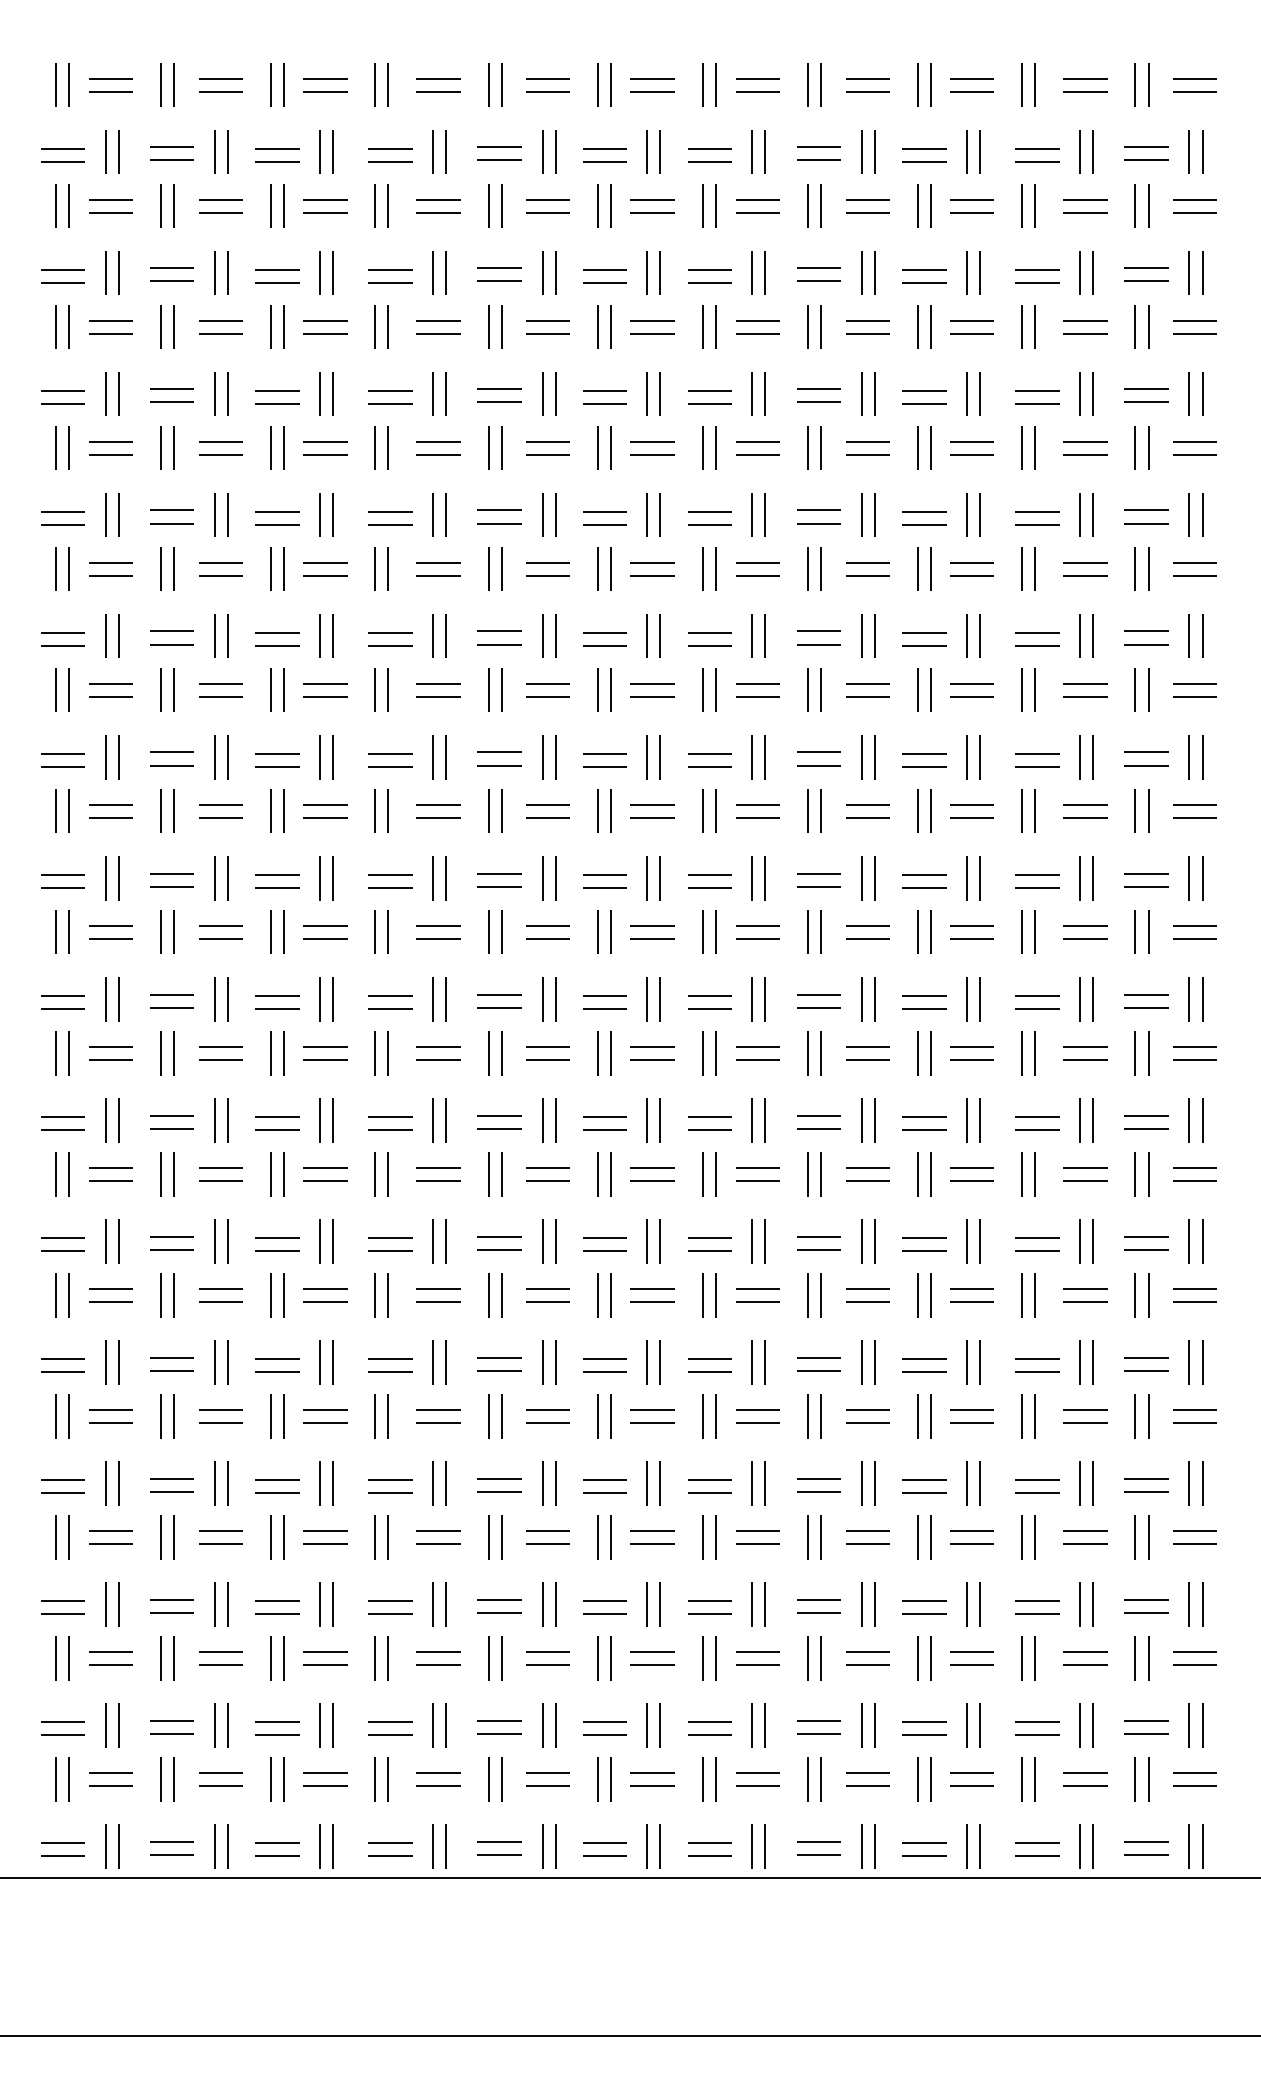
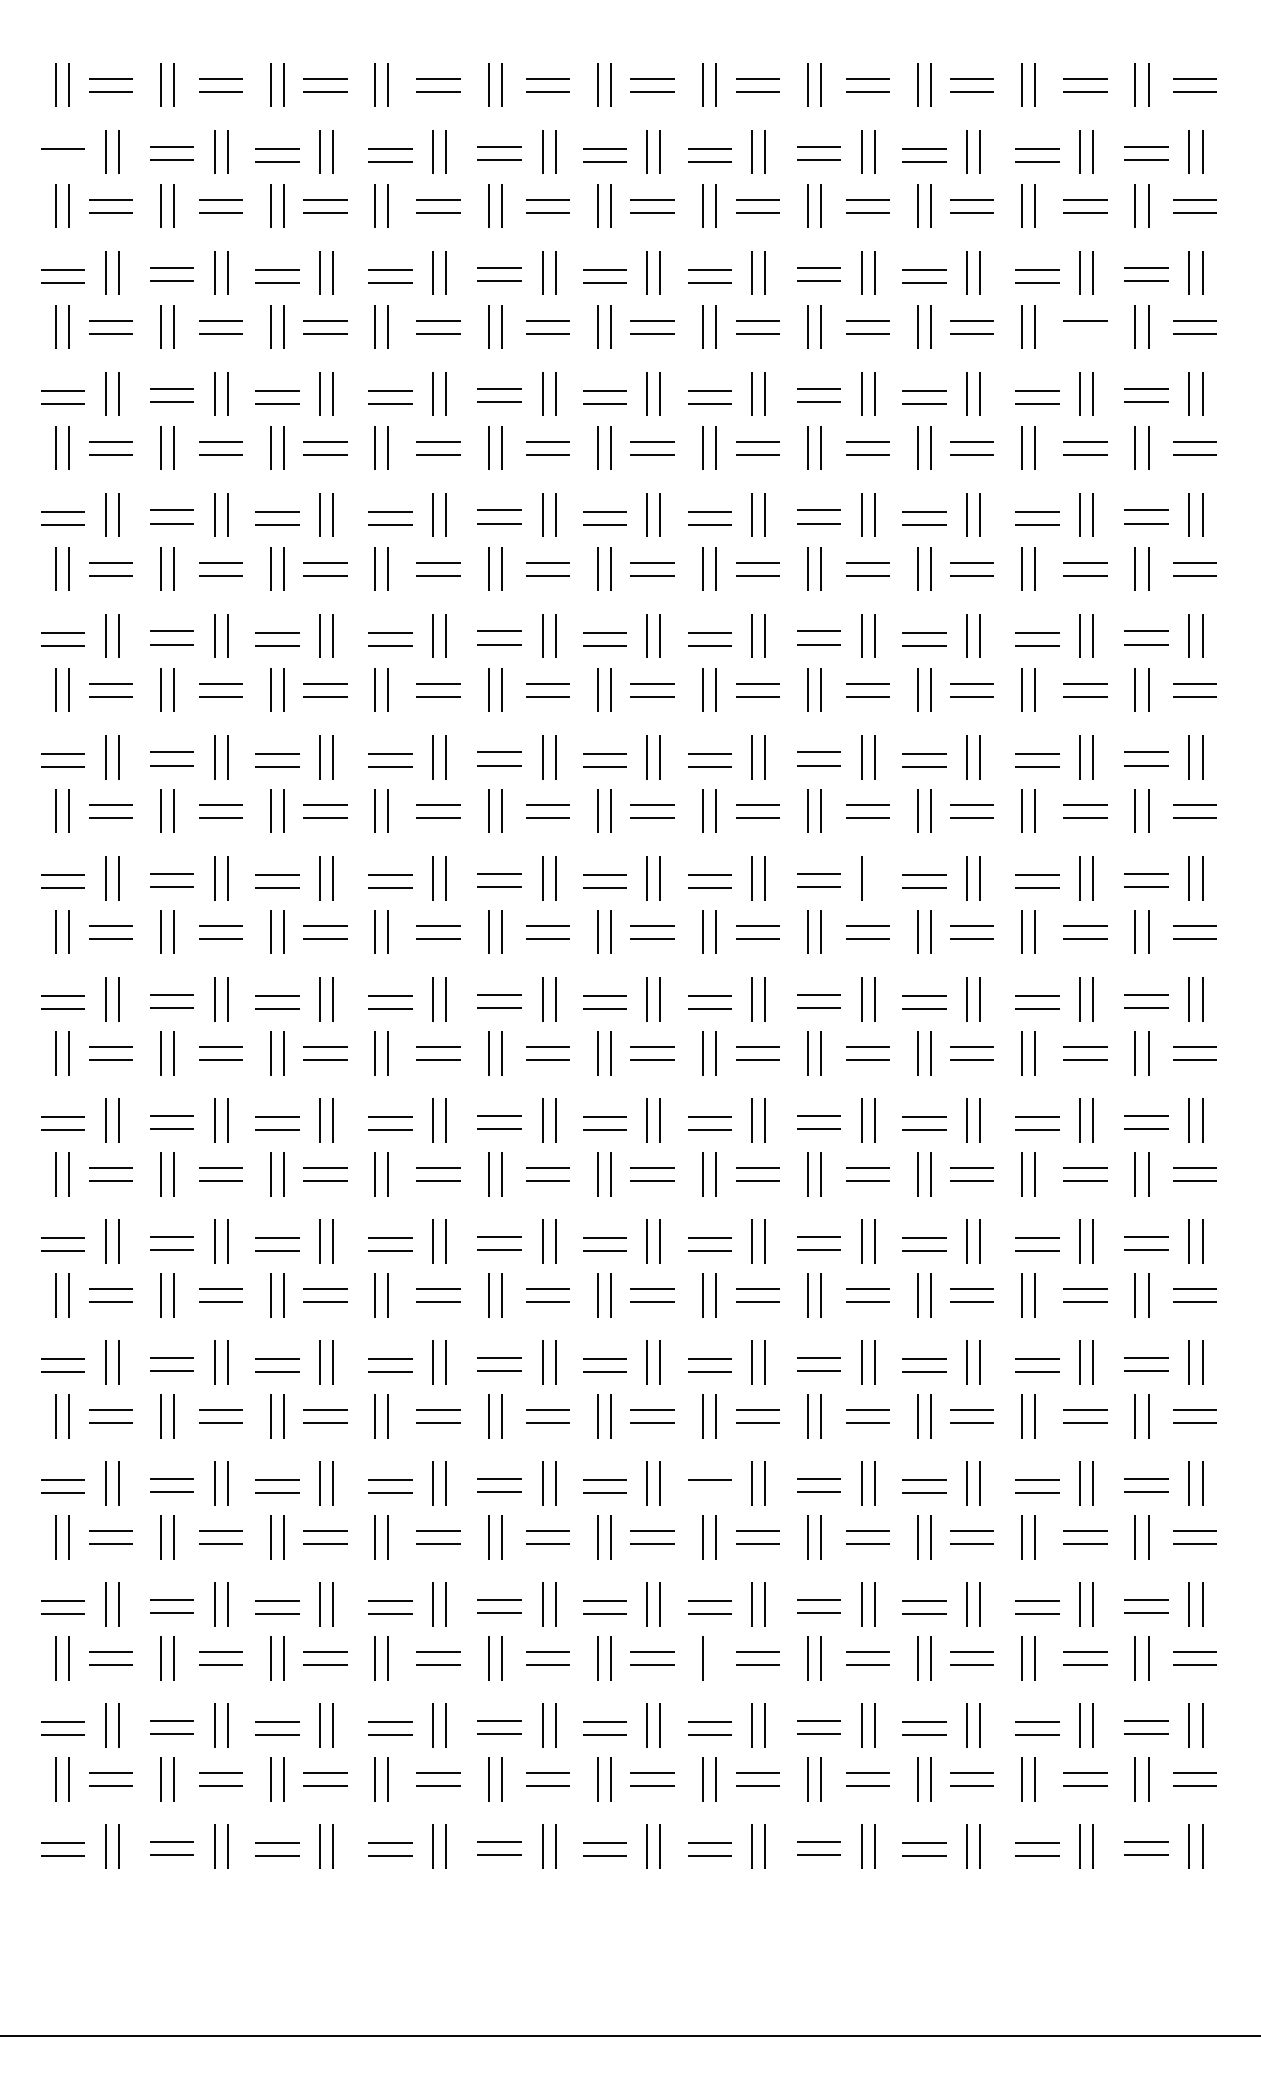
line: present -> none (62, 161)
line: present -> none (1085, 333)
line: present -> none (874, 878)
line: present -> none (709, 1492)
line: present -> none (715, 1658)
line: present -> none (629, 1878)
